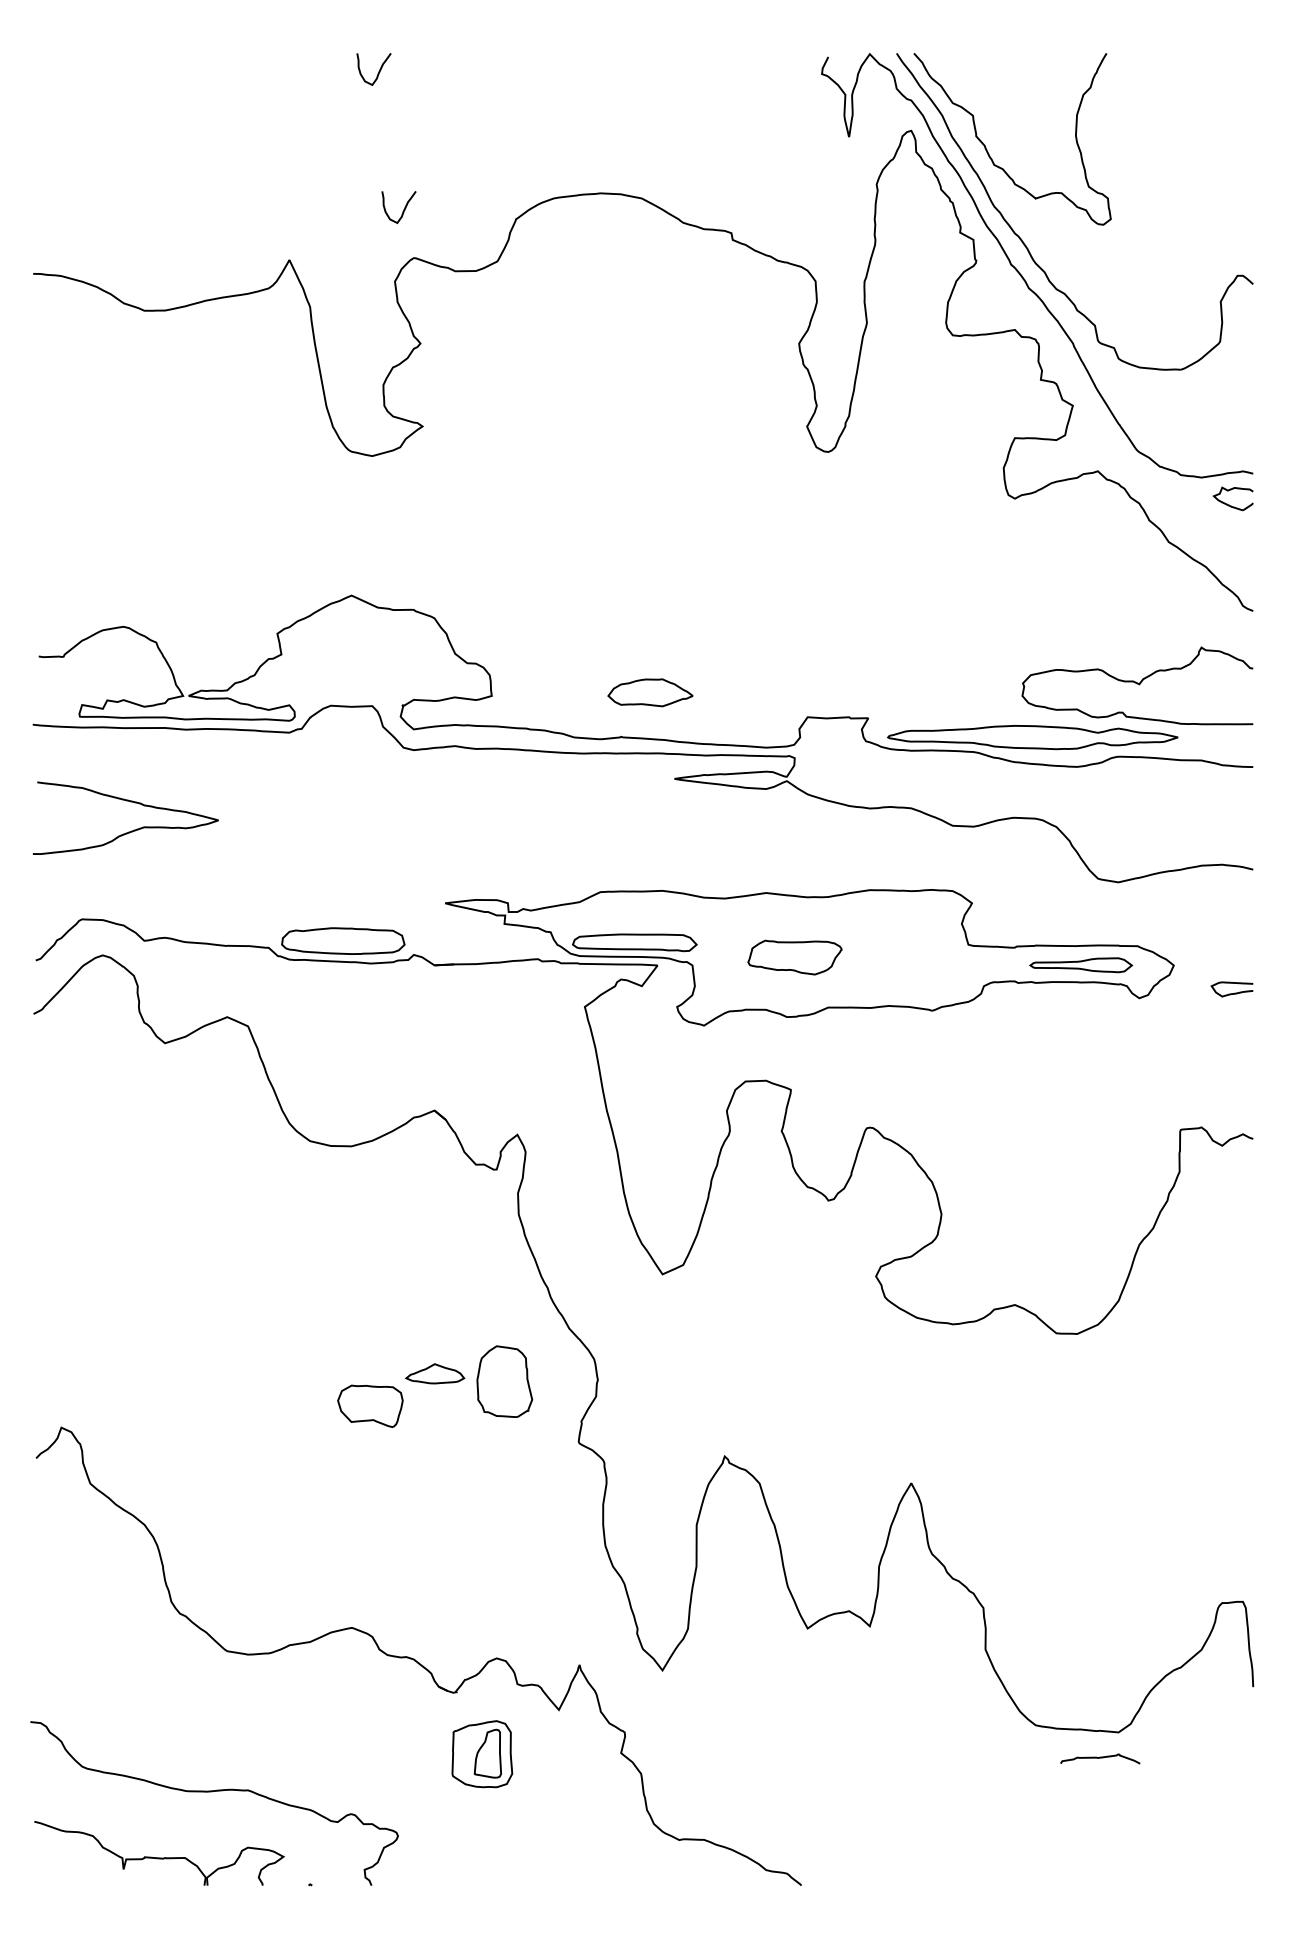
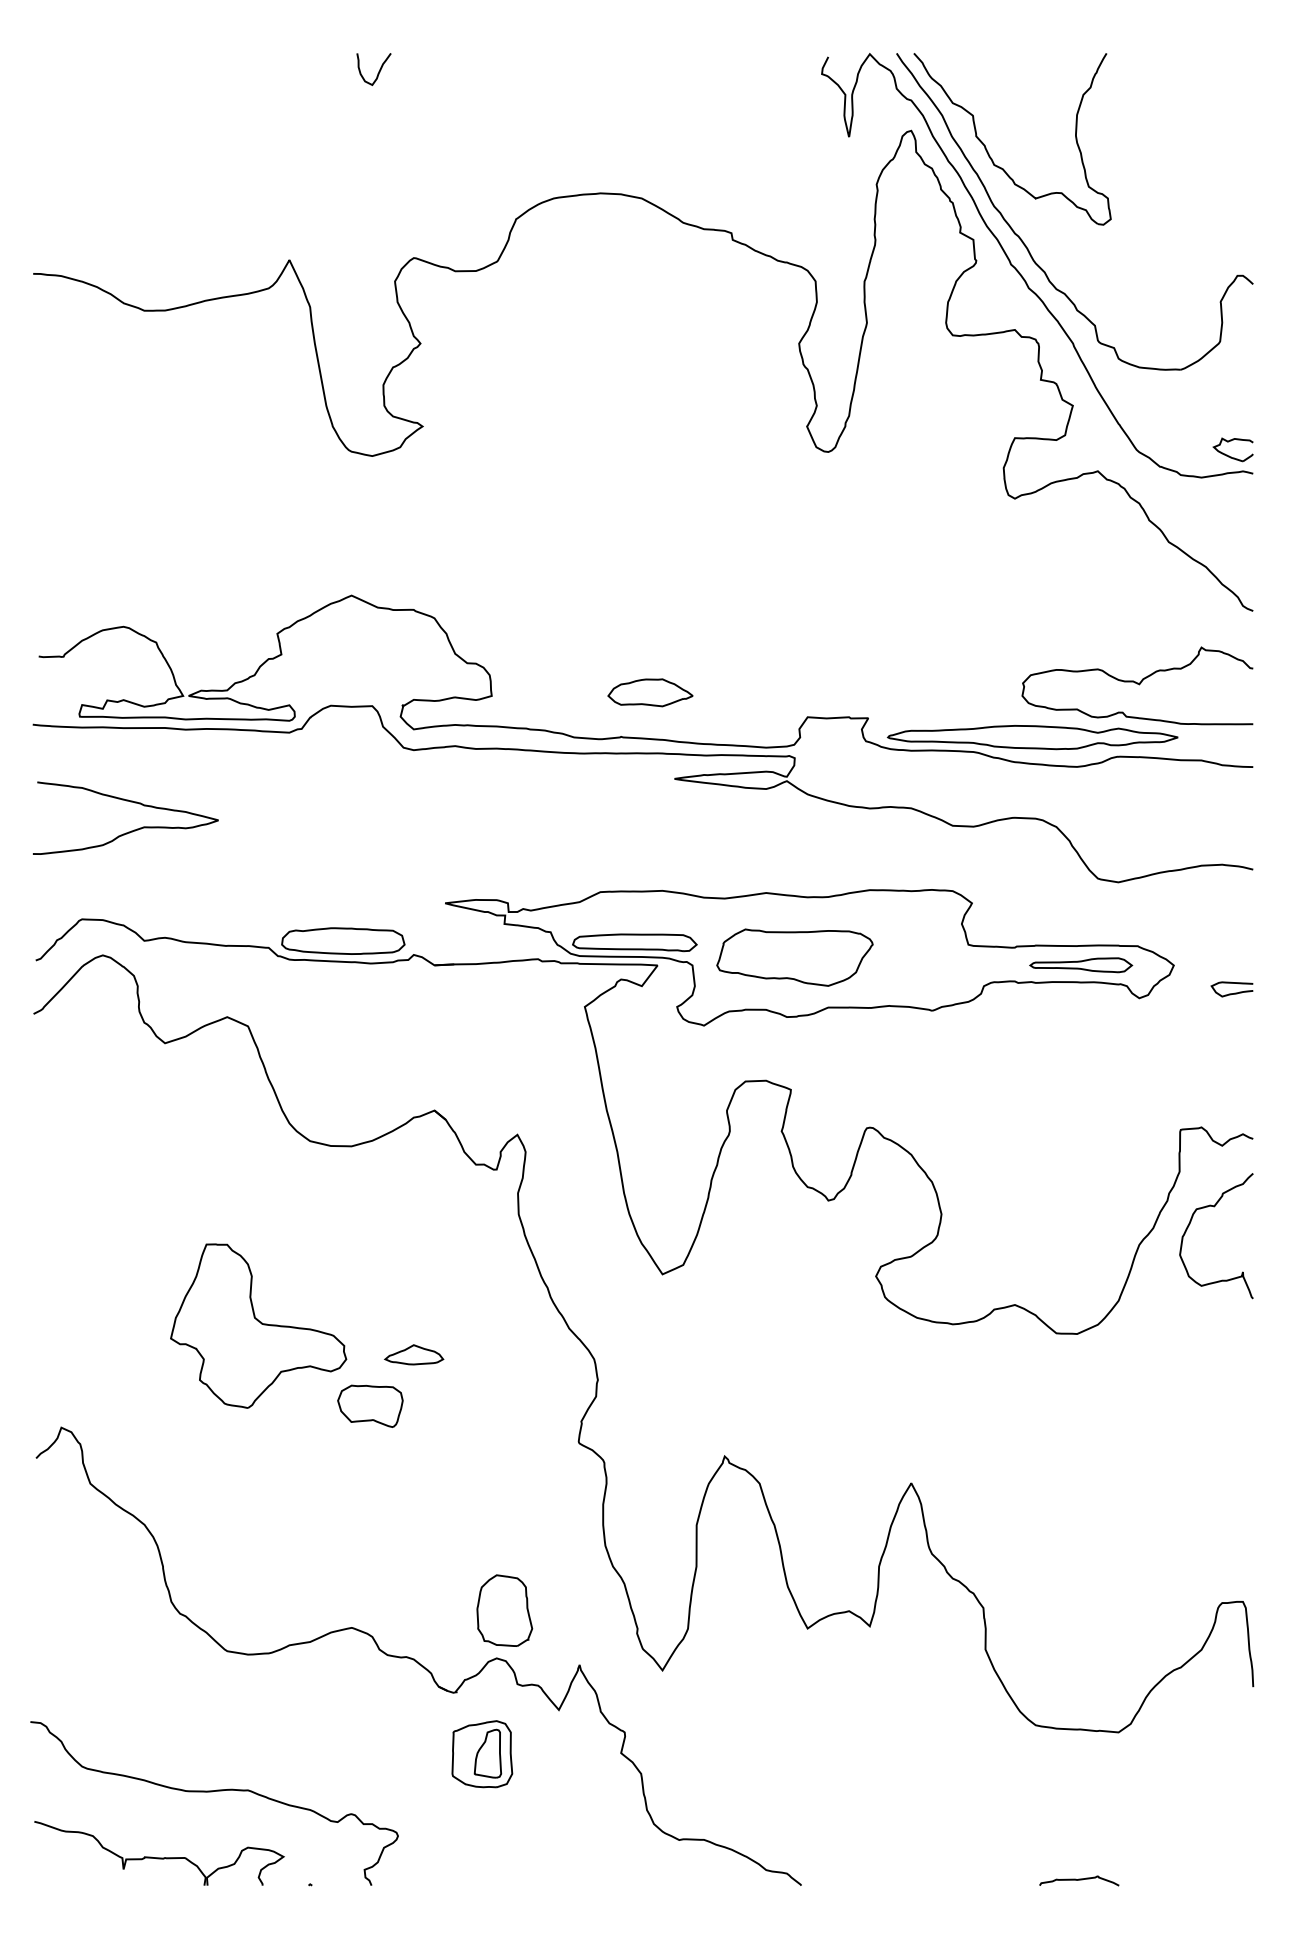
curve: present -> none (403, 209)
part position: (1229, 504) -> (1229, 455) (1229, 455)
part size: 96x37 px -> 158x59 px (794, 957)
curve: none -> present (1190, 1224)
part: none -> present (258, 1325)
part position: (435, 1373) -> (414, 1354) (414, 1354)
part position: (504, 1381) -> (504, 1610) (504, 1610)
curve position: (1100, 1758) -> (1079, 1880) (1079, 1880)
